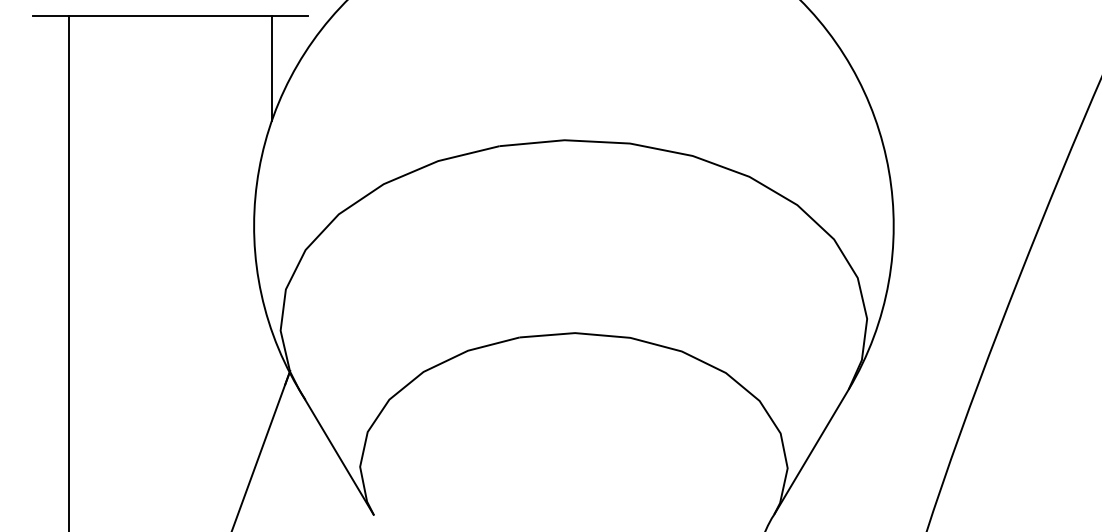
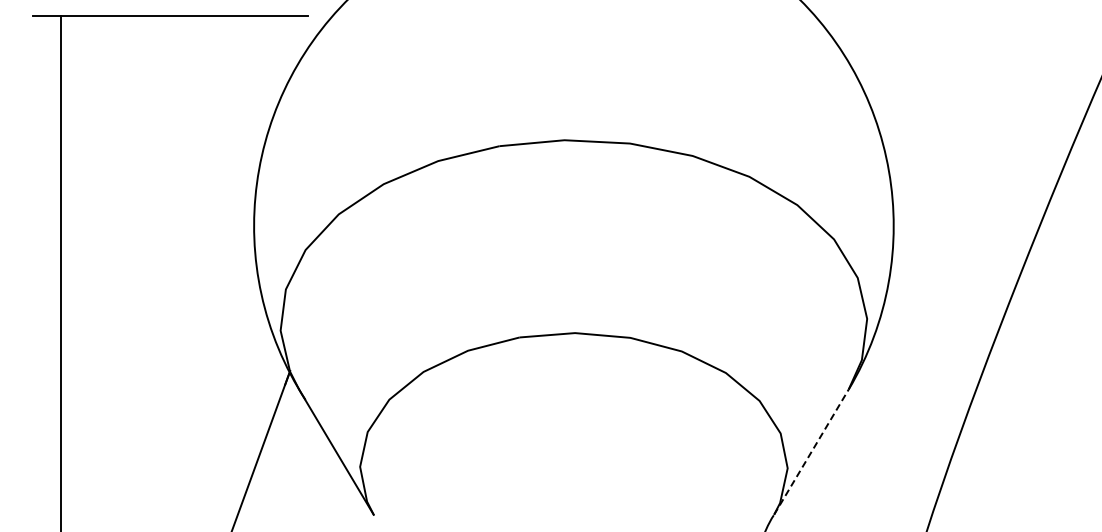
line: present -> none (271, 68)
line position: (69, 272) -> (61, 272) (61, 272)
line: solid -> dashed (811, 452)
